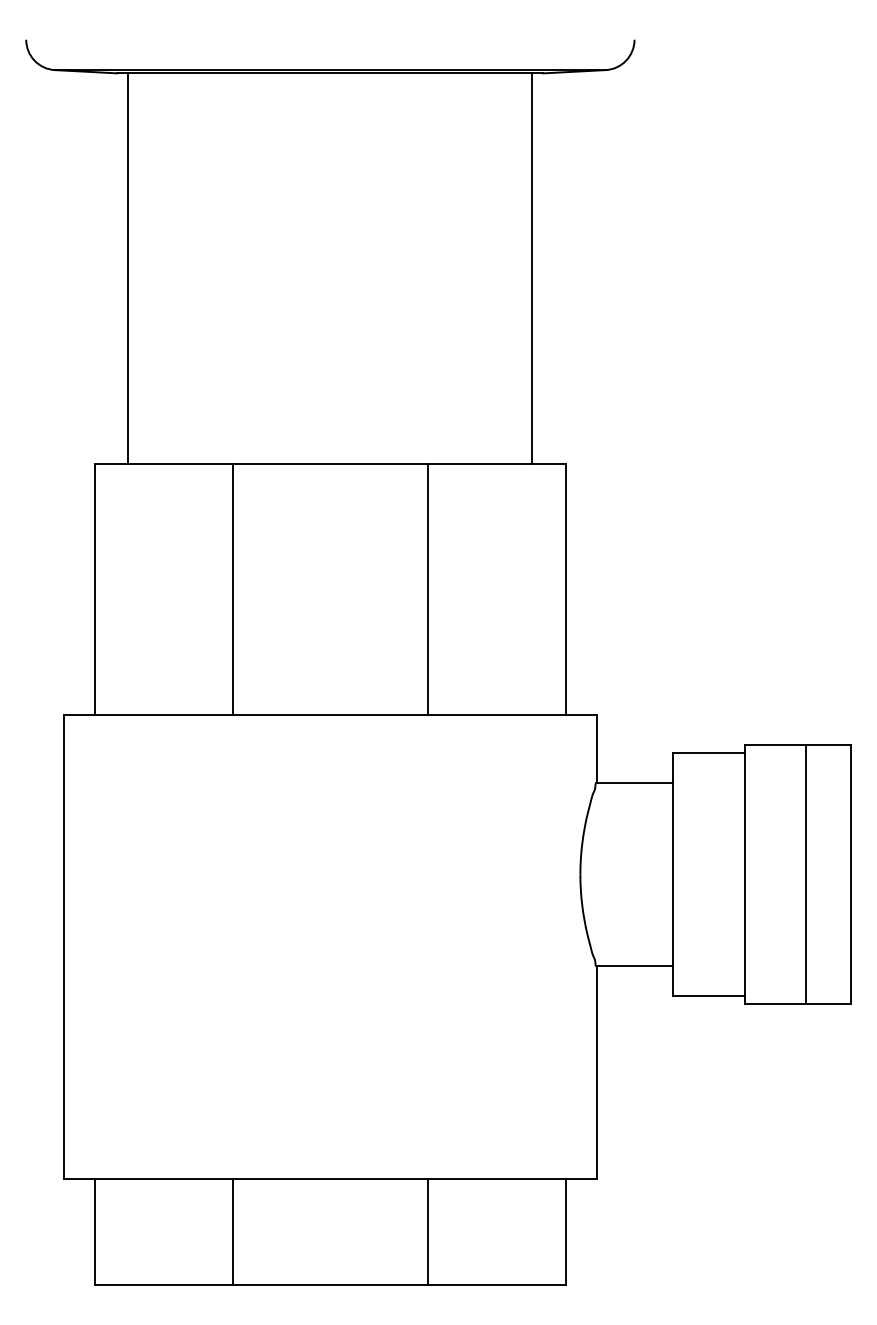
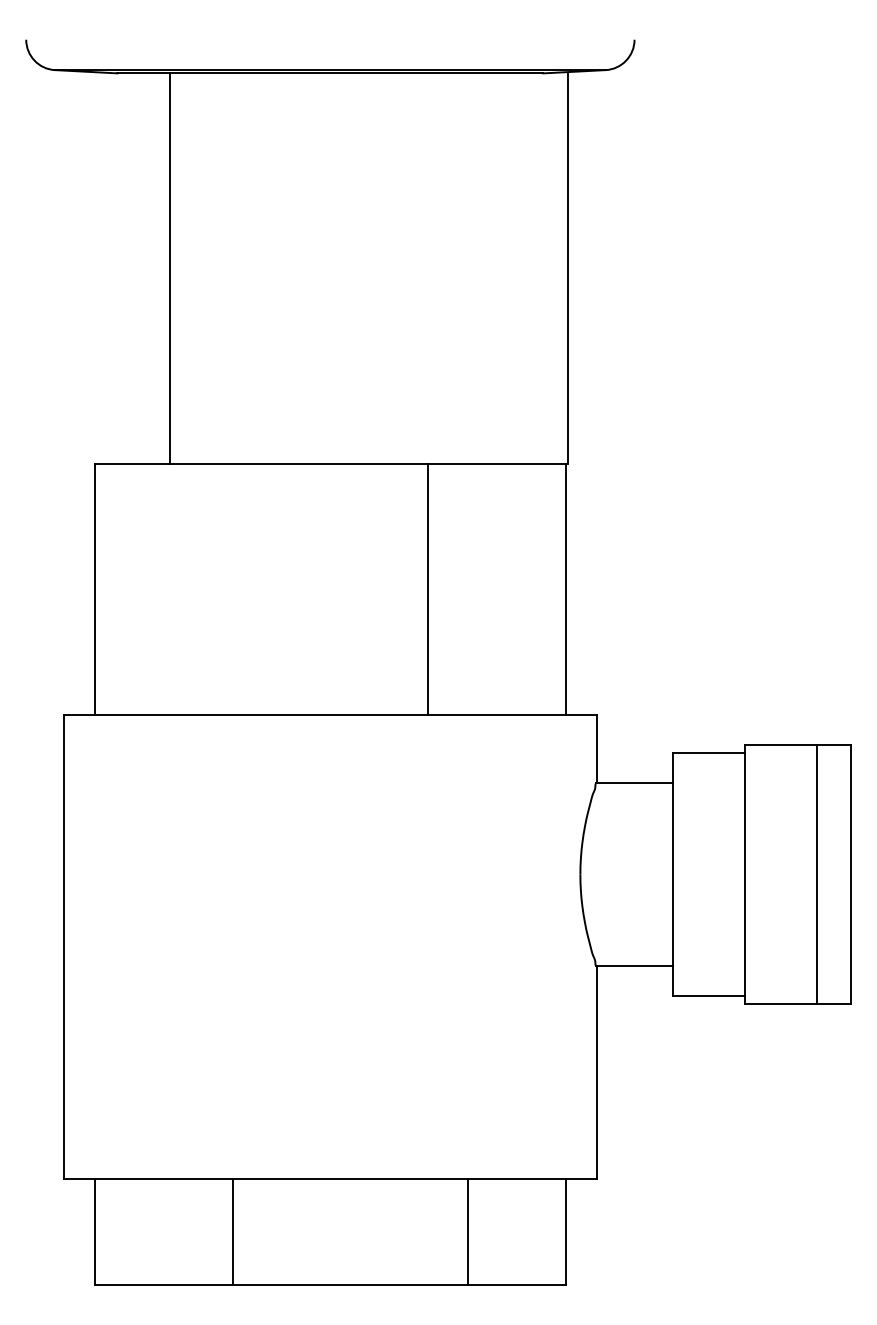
line position: (128, 268) -> (170, 268) (170, 268)
line position: (532, 268) -> (568, 268) (568, 268)
line: present -> none (232, 589)
line position: (805, 874) -> (816, 874) (816, 874)
line position: (428, 1231) -> (468, 1231) (468, 1231)
